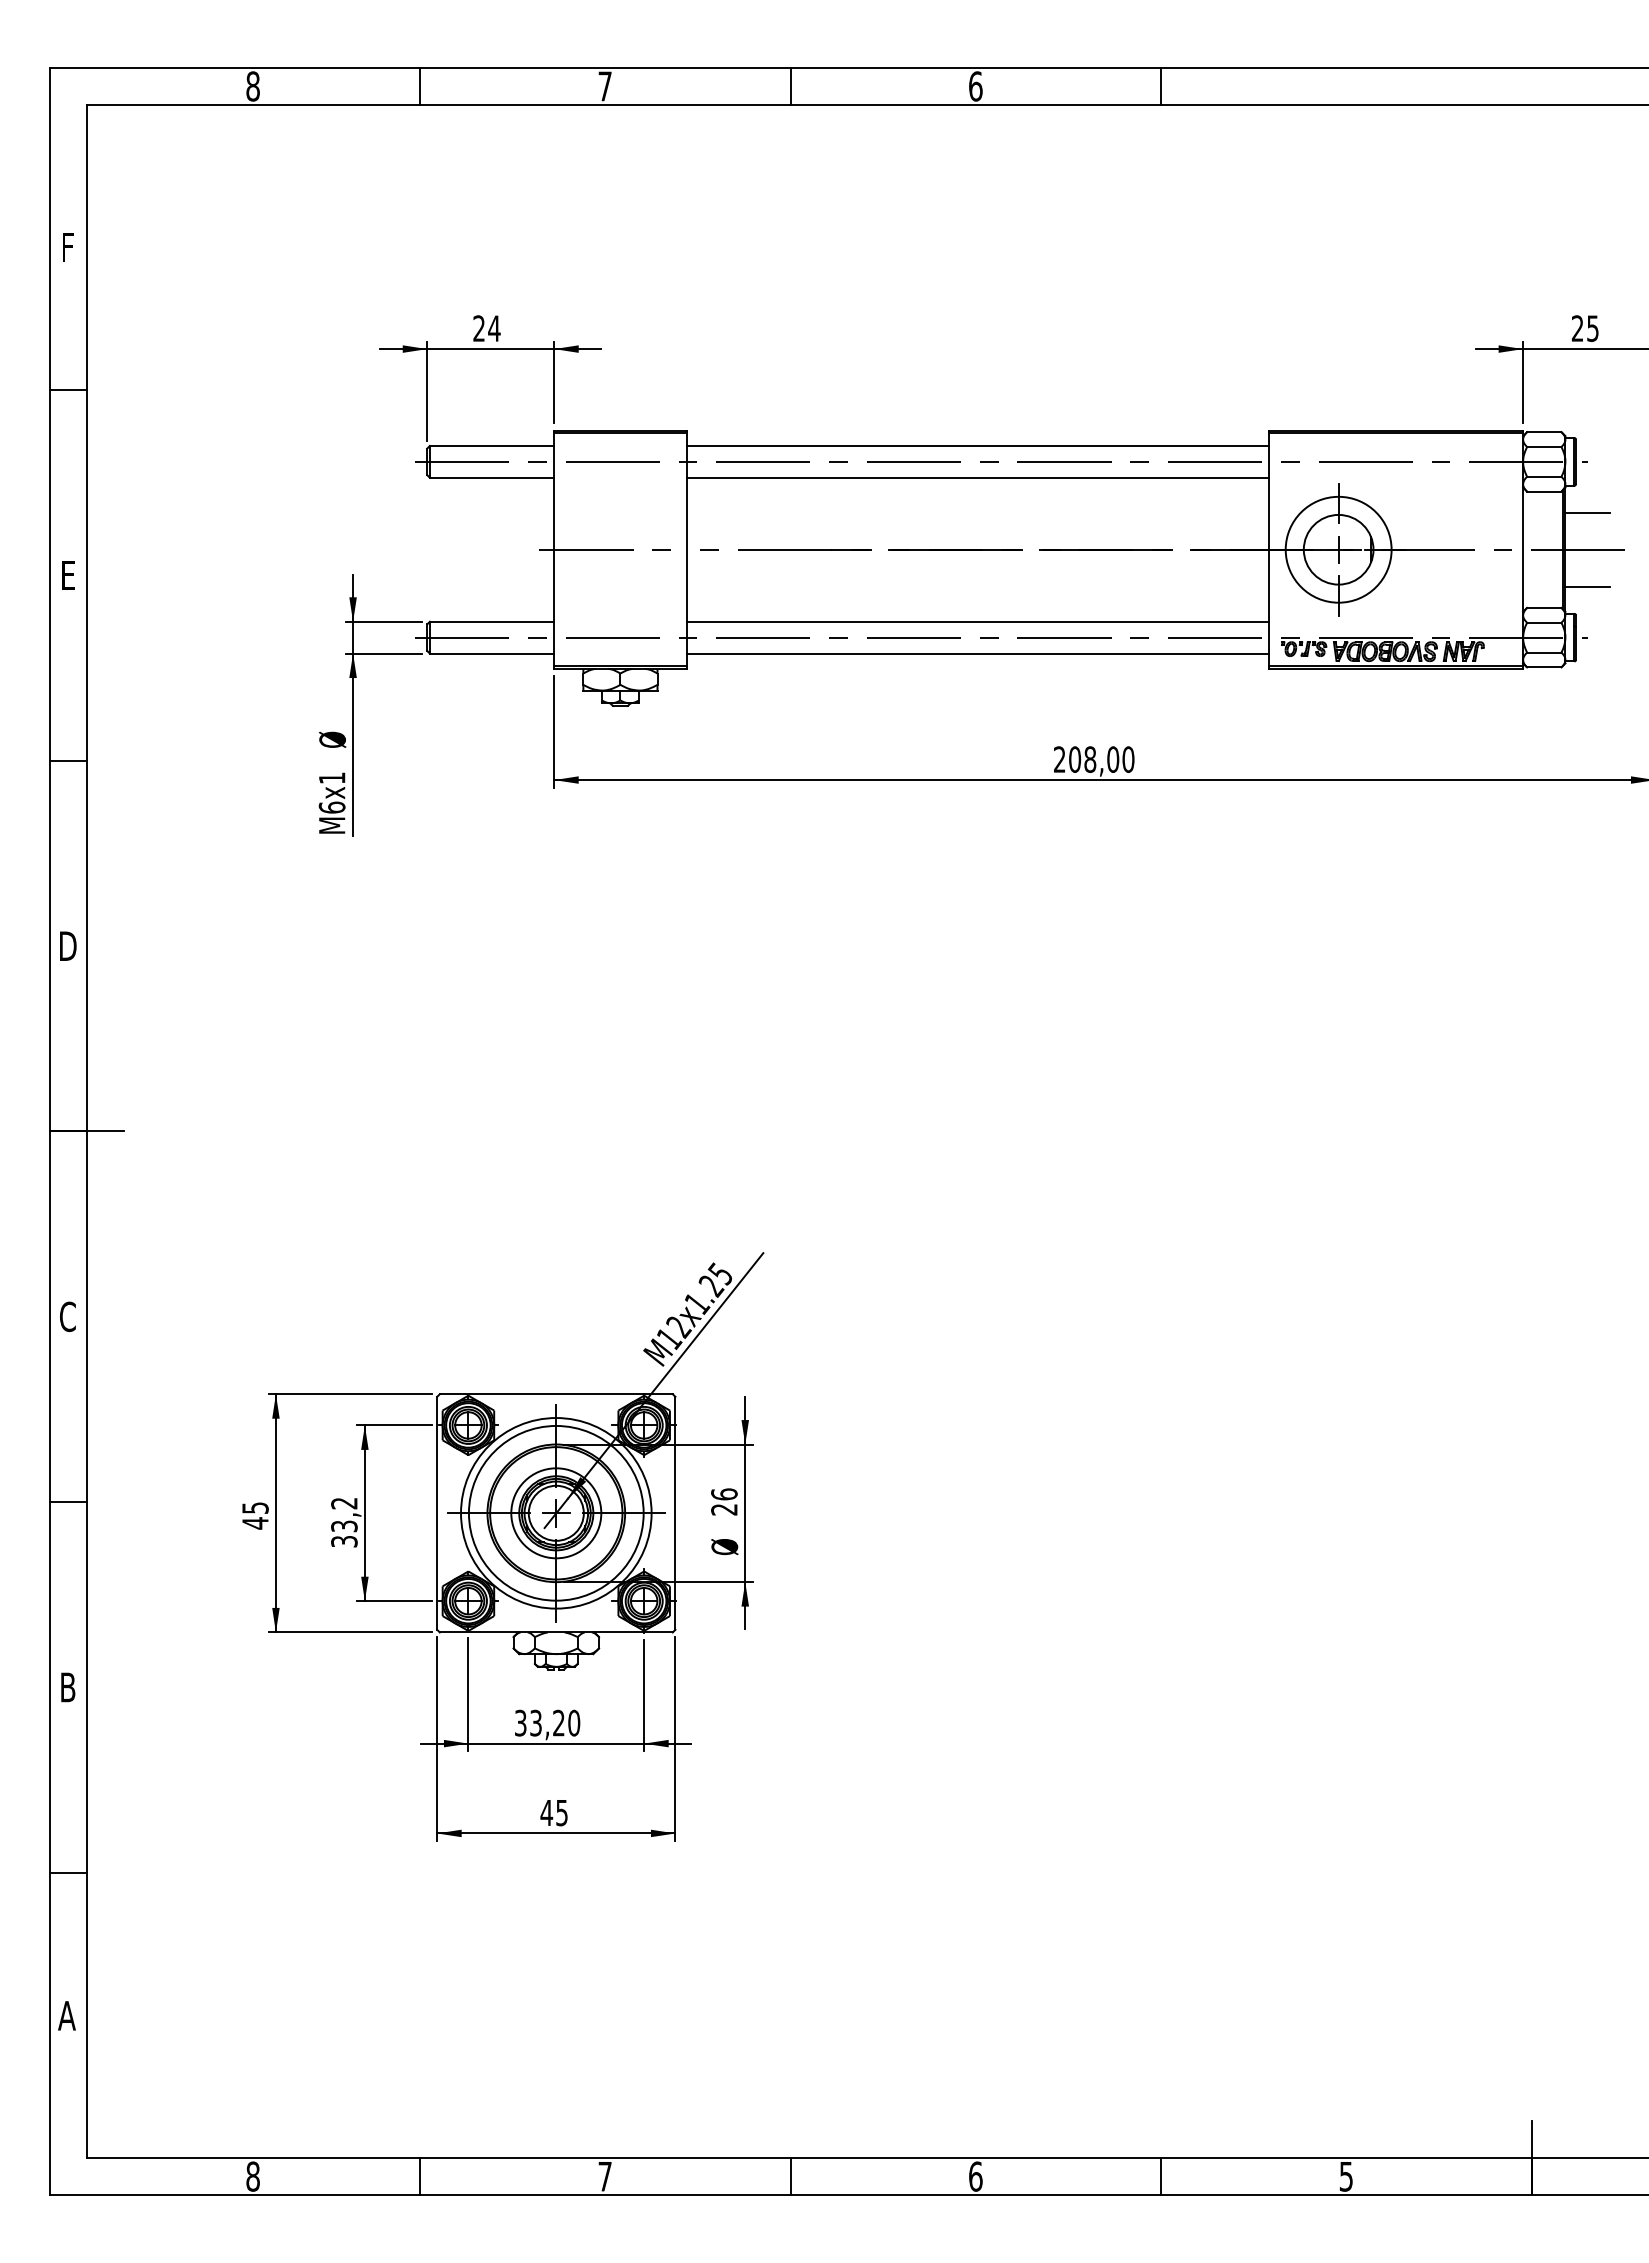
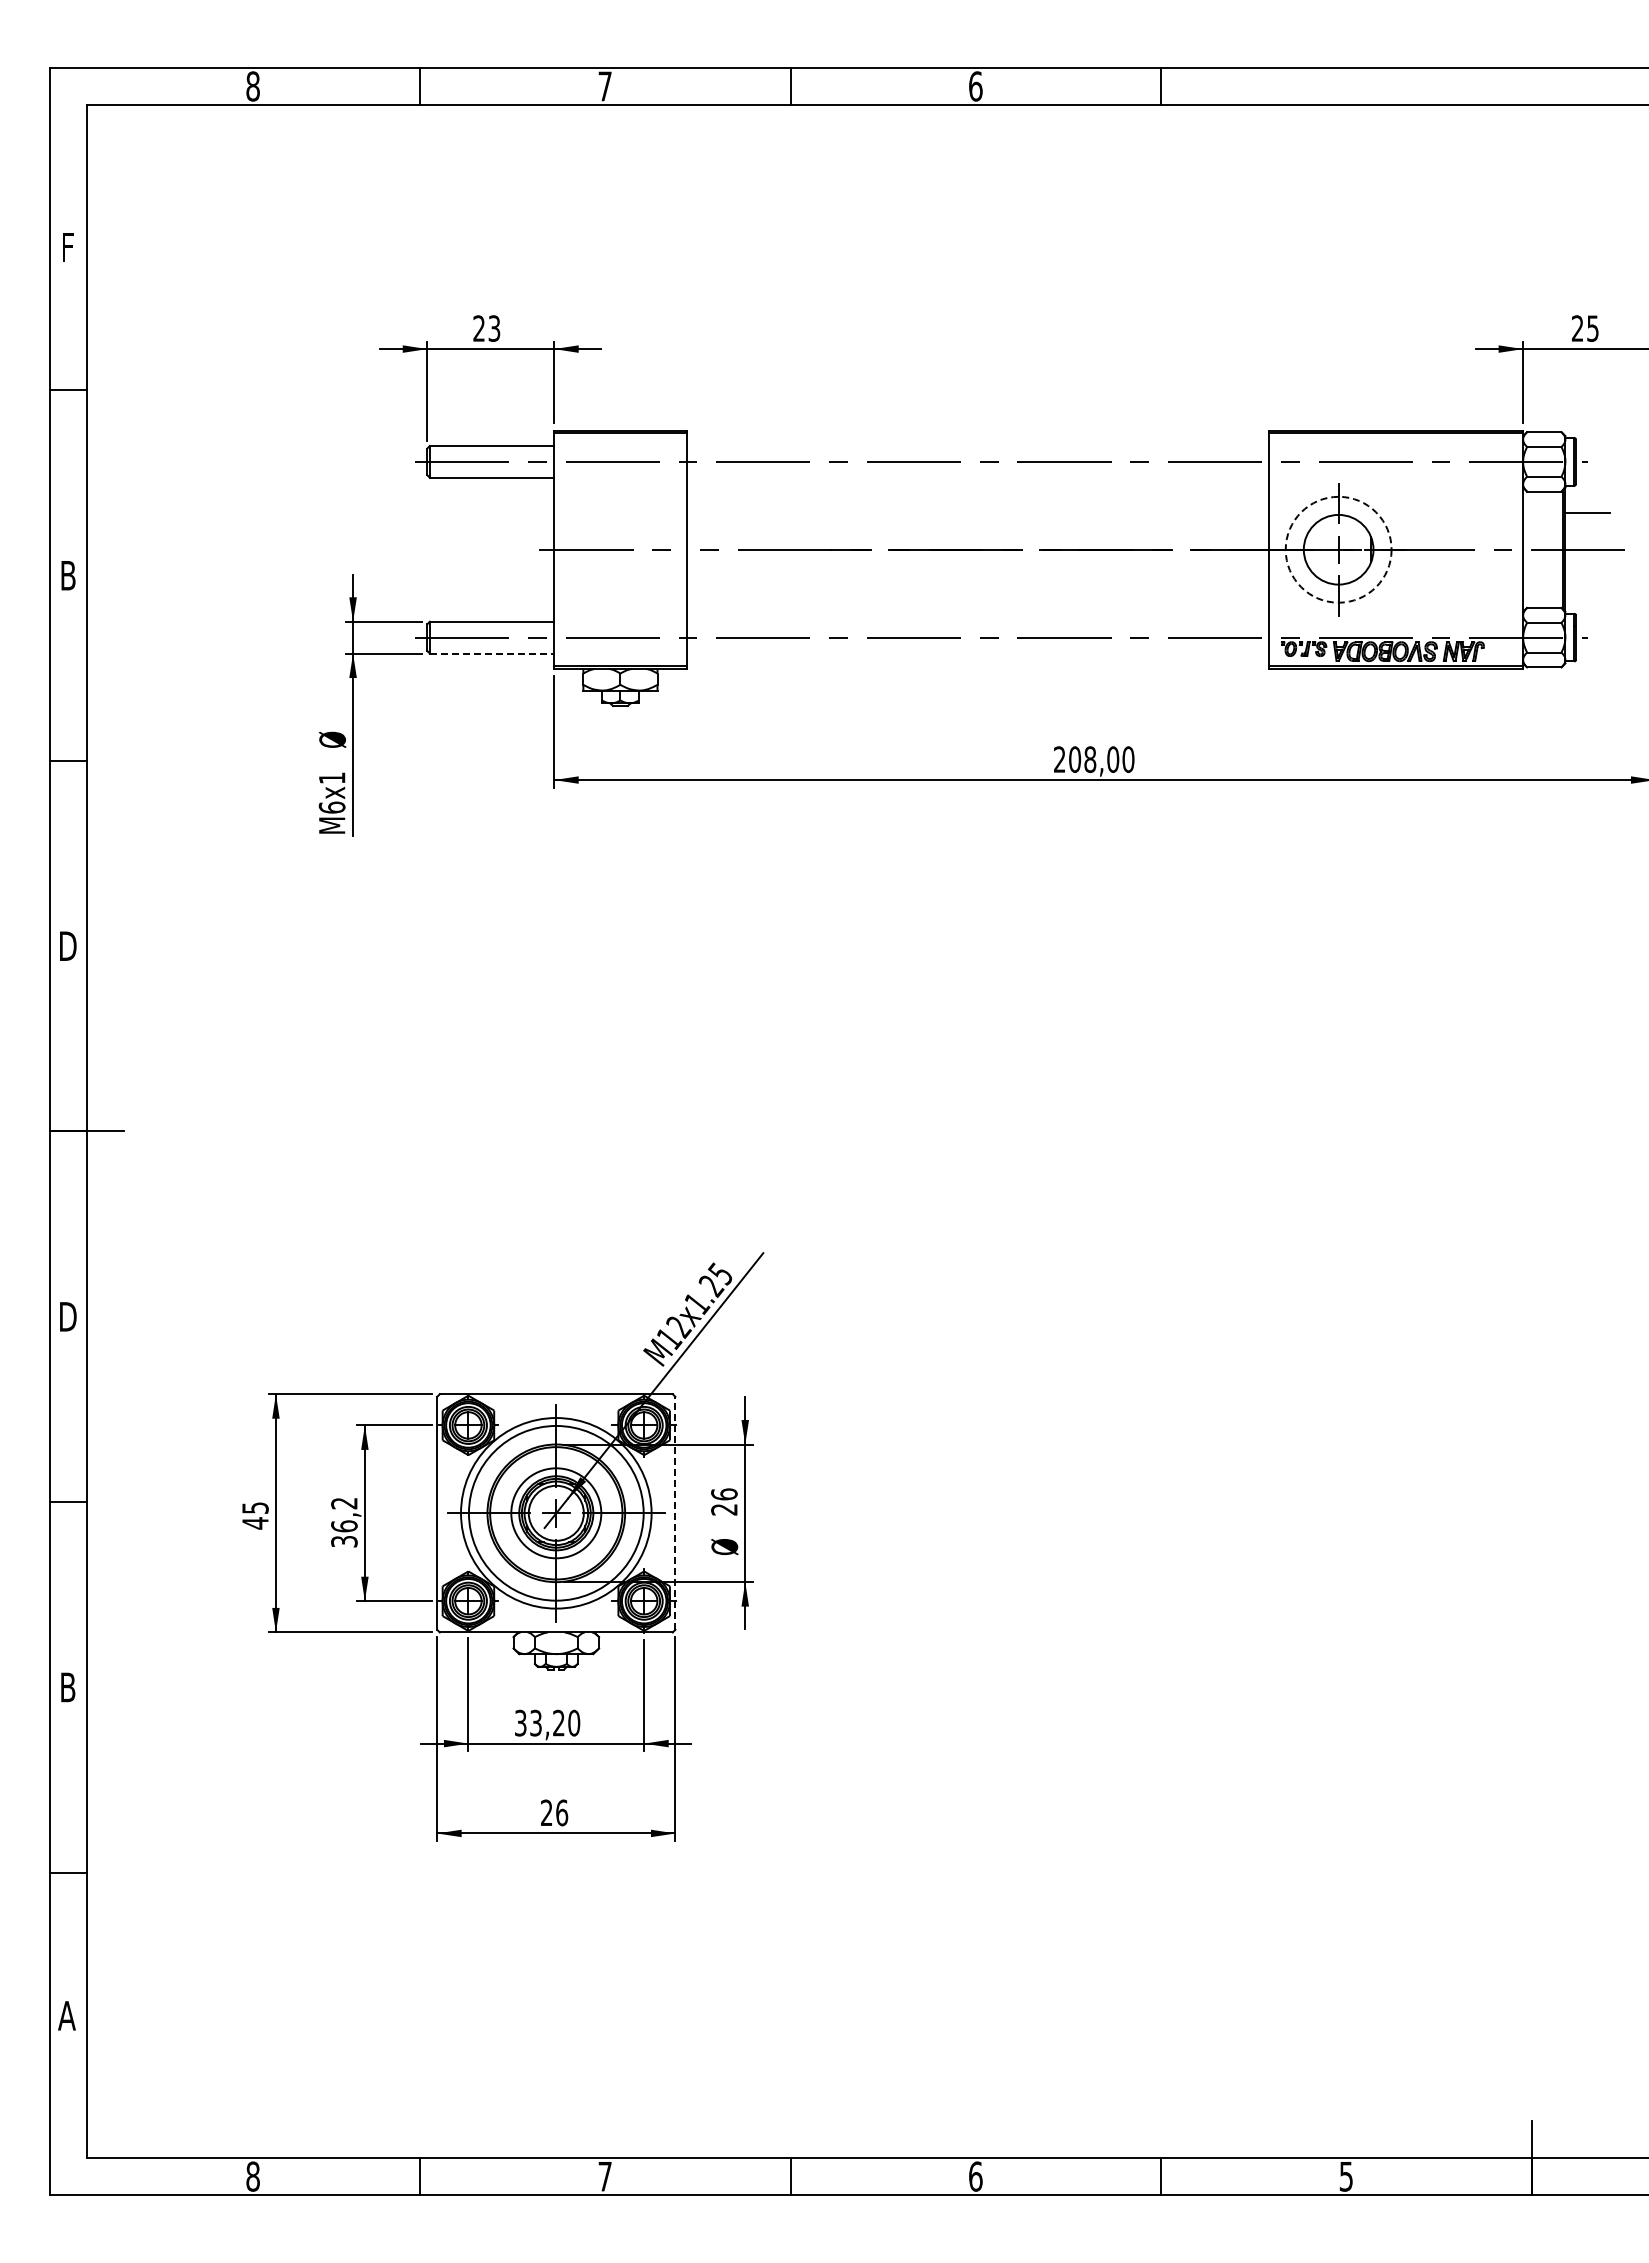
text: 24 -> 23 (494, 328)
line: present -> none (977, 446)
line: present -> none (977, 477)
circle: solid -> dashed (1338, 549)
text: E -> B (68, 575)
line: present -> none (1587, 586)
line: present -> none (977, 621)
line: solid -> dashed (492, 653)
line: present -> none (977, 653)
text: C -> D (68, 1316)
line: solid -> dashed (675, 1512)
text: 33,2 -> 36,2 (344, 1526)
text: 45 -> 26 (554, 1812)
